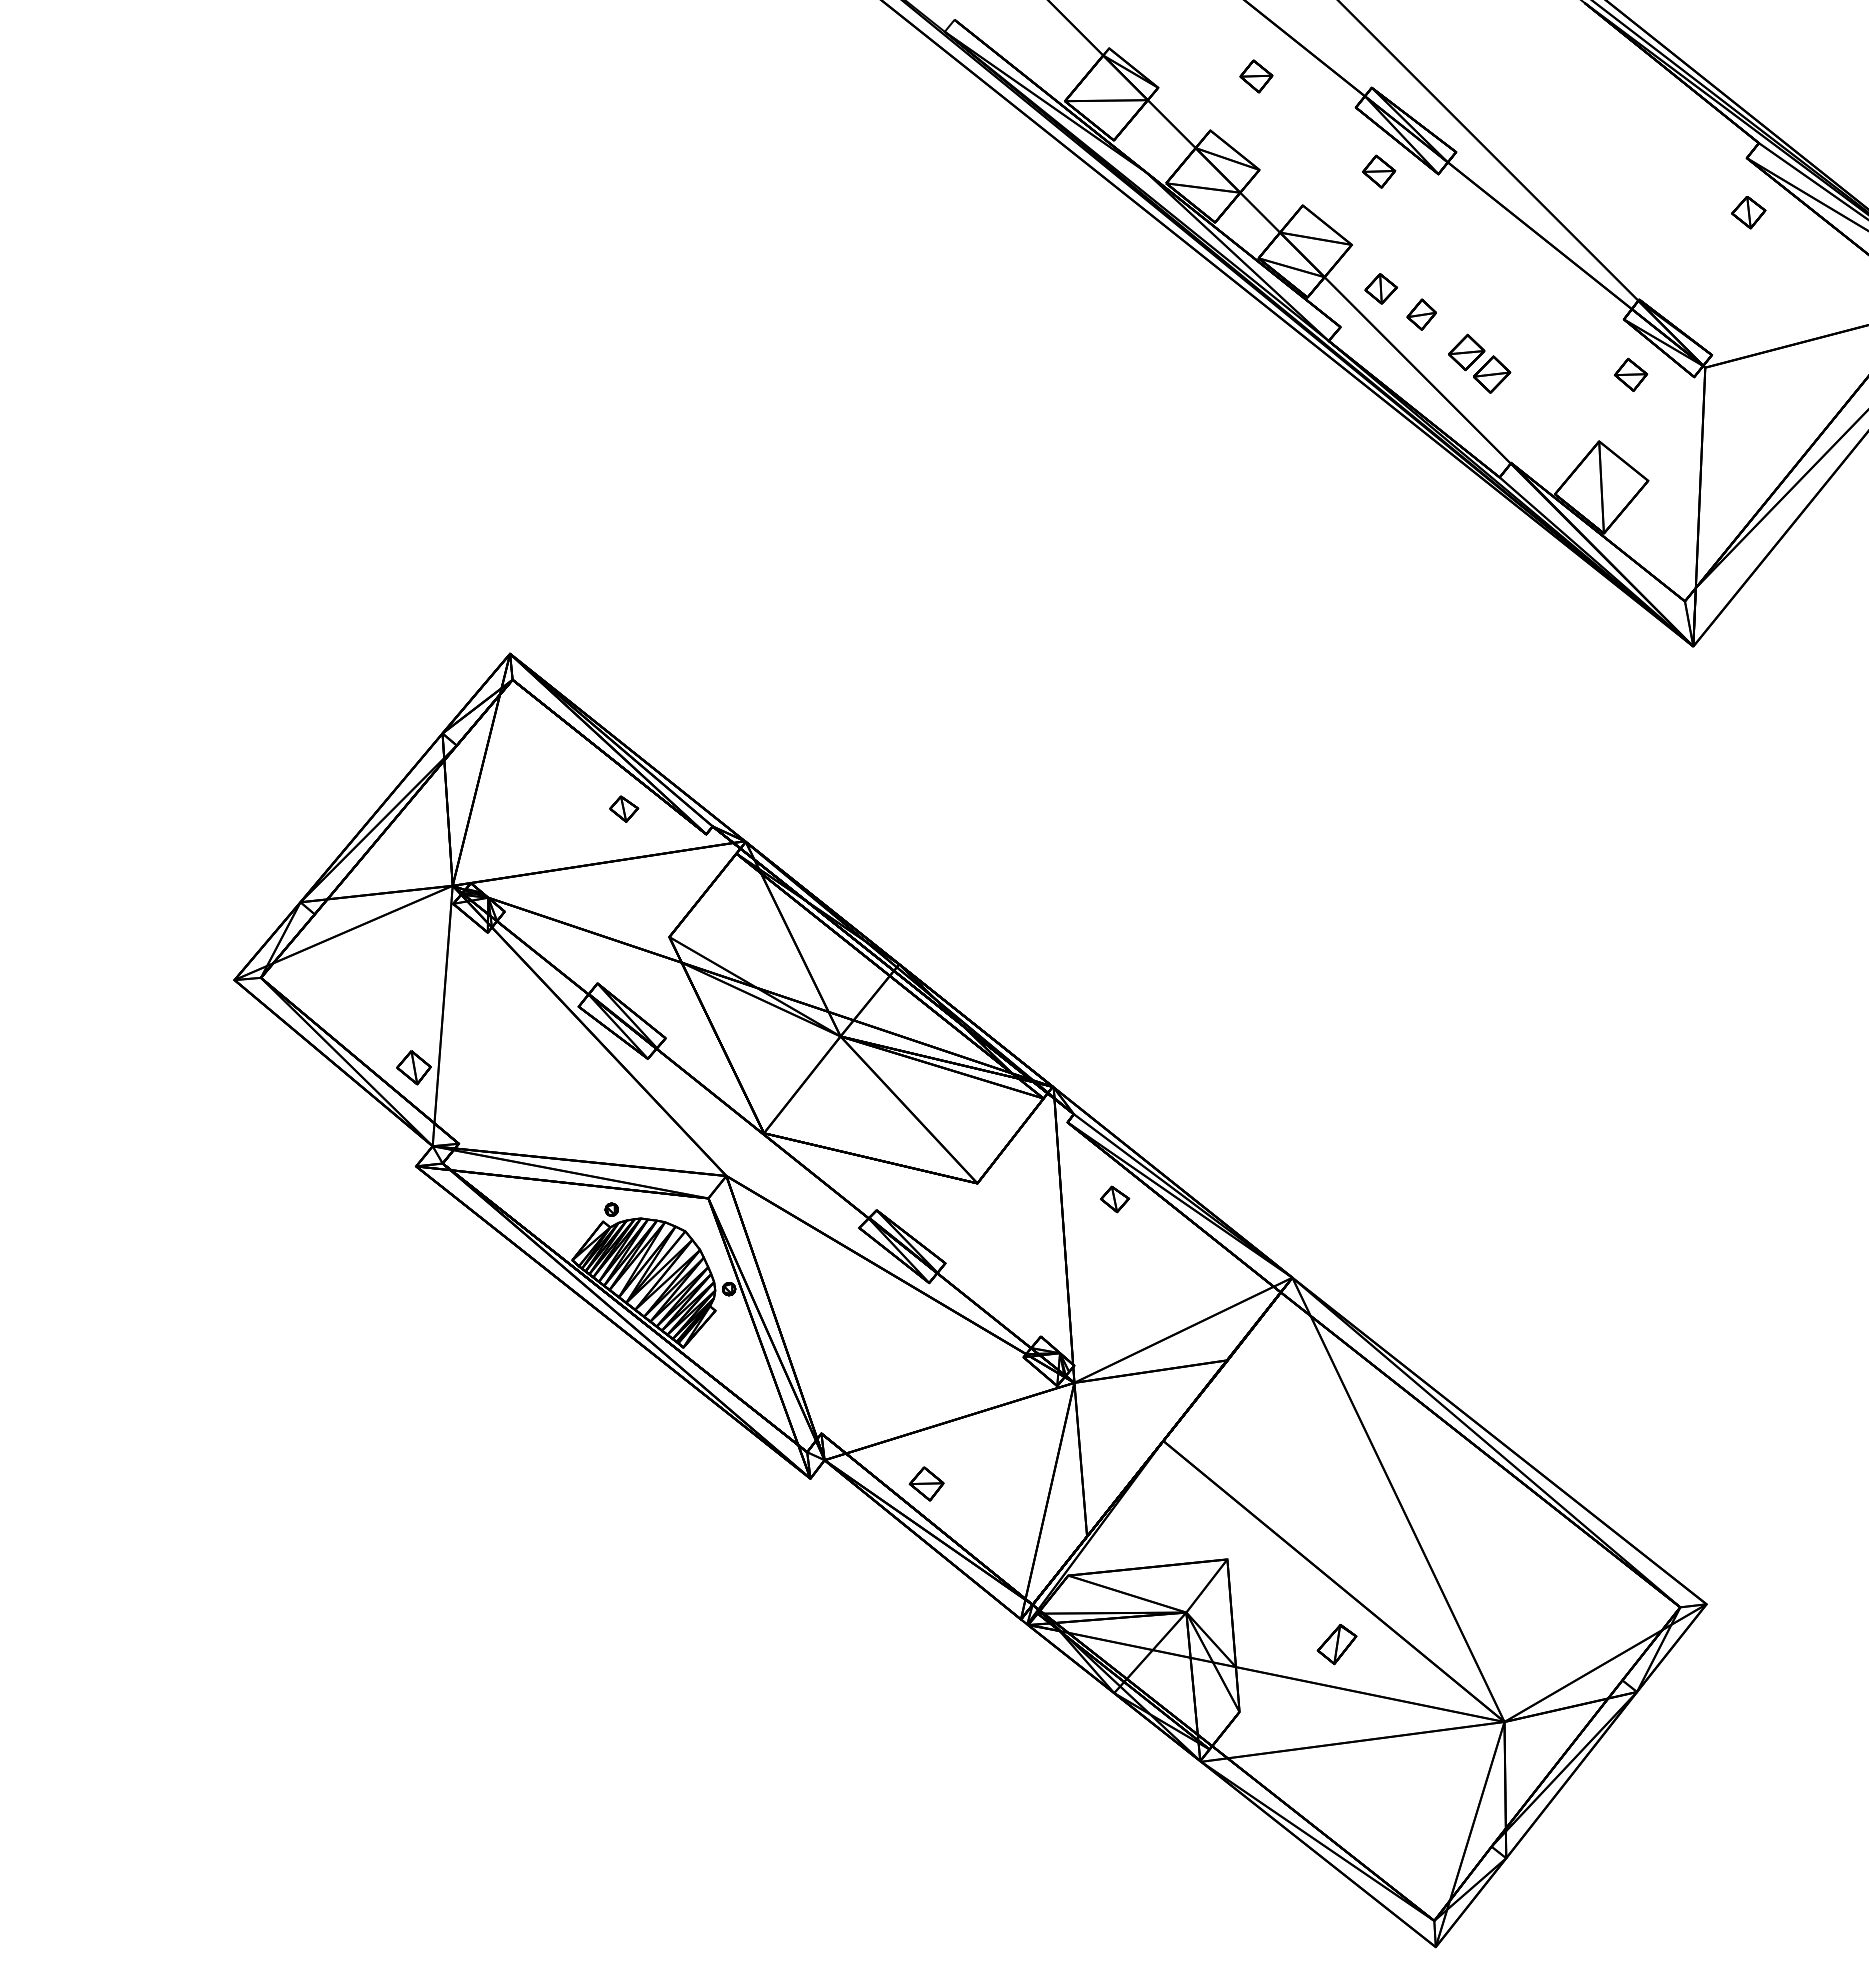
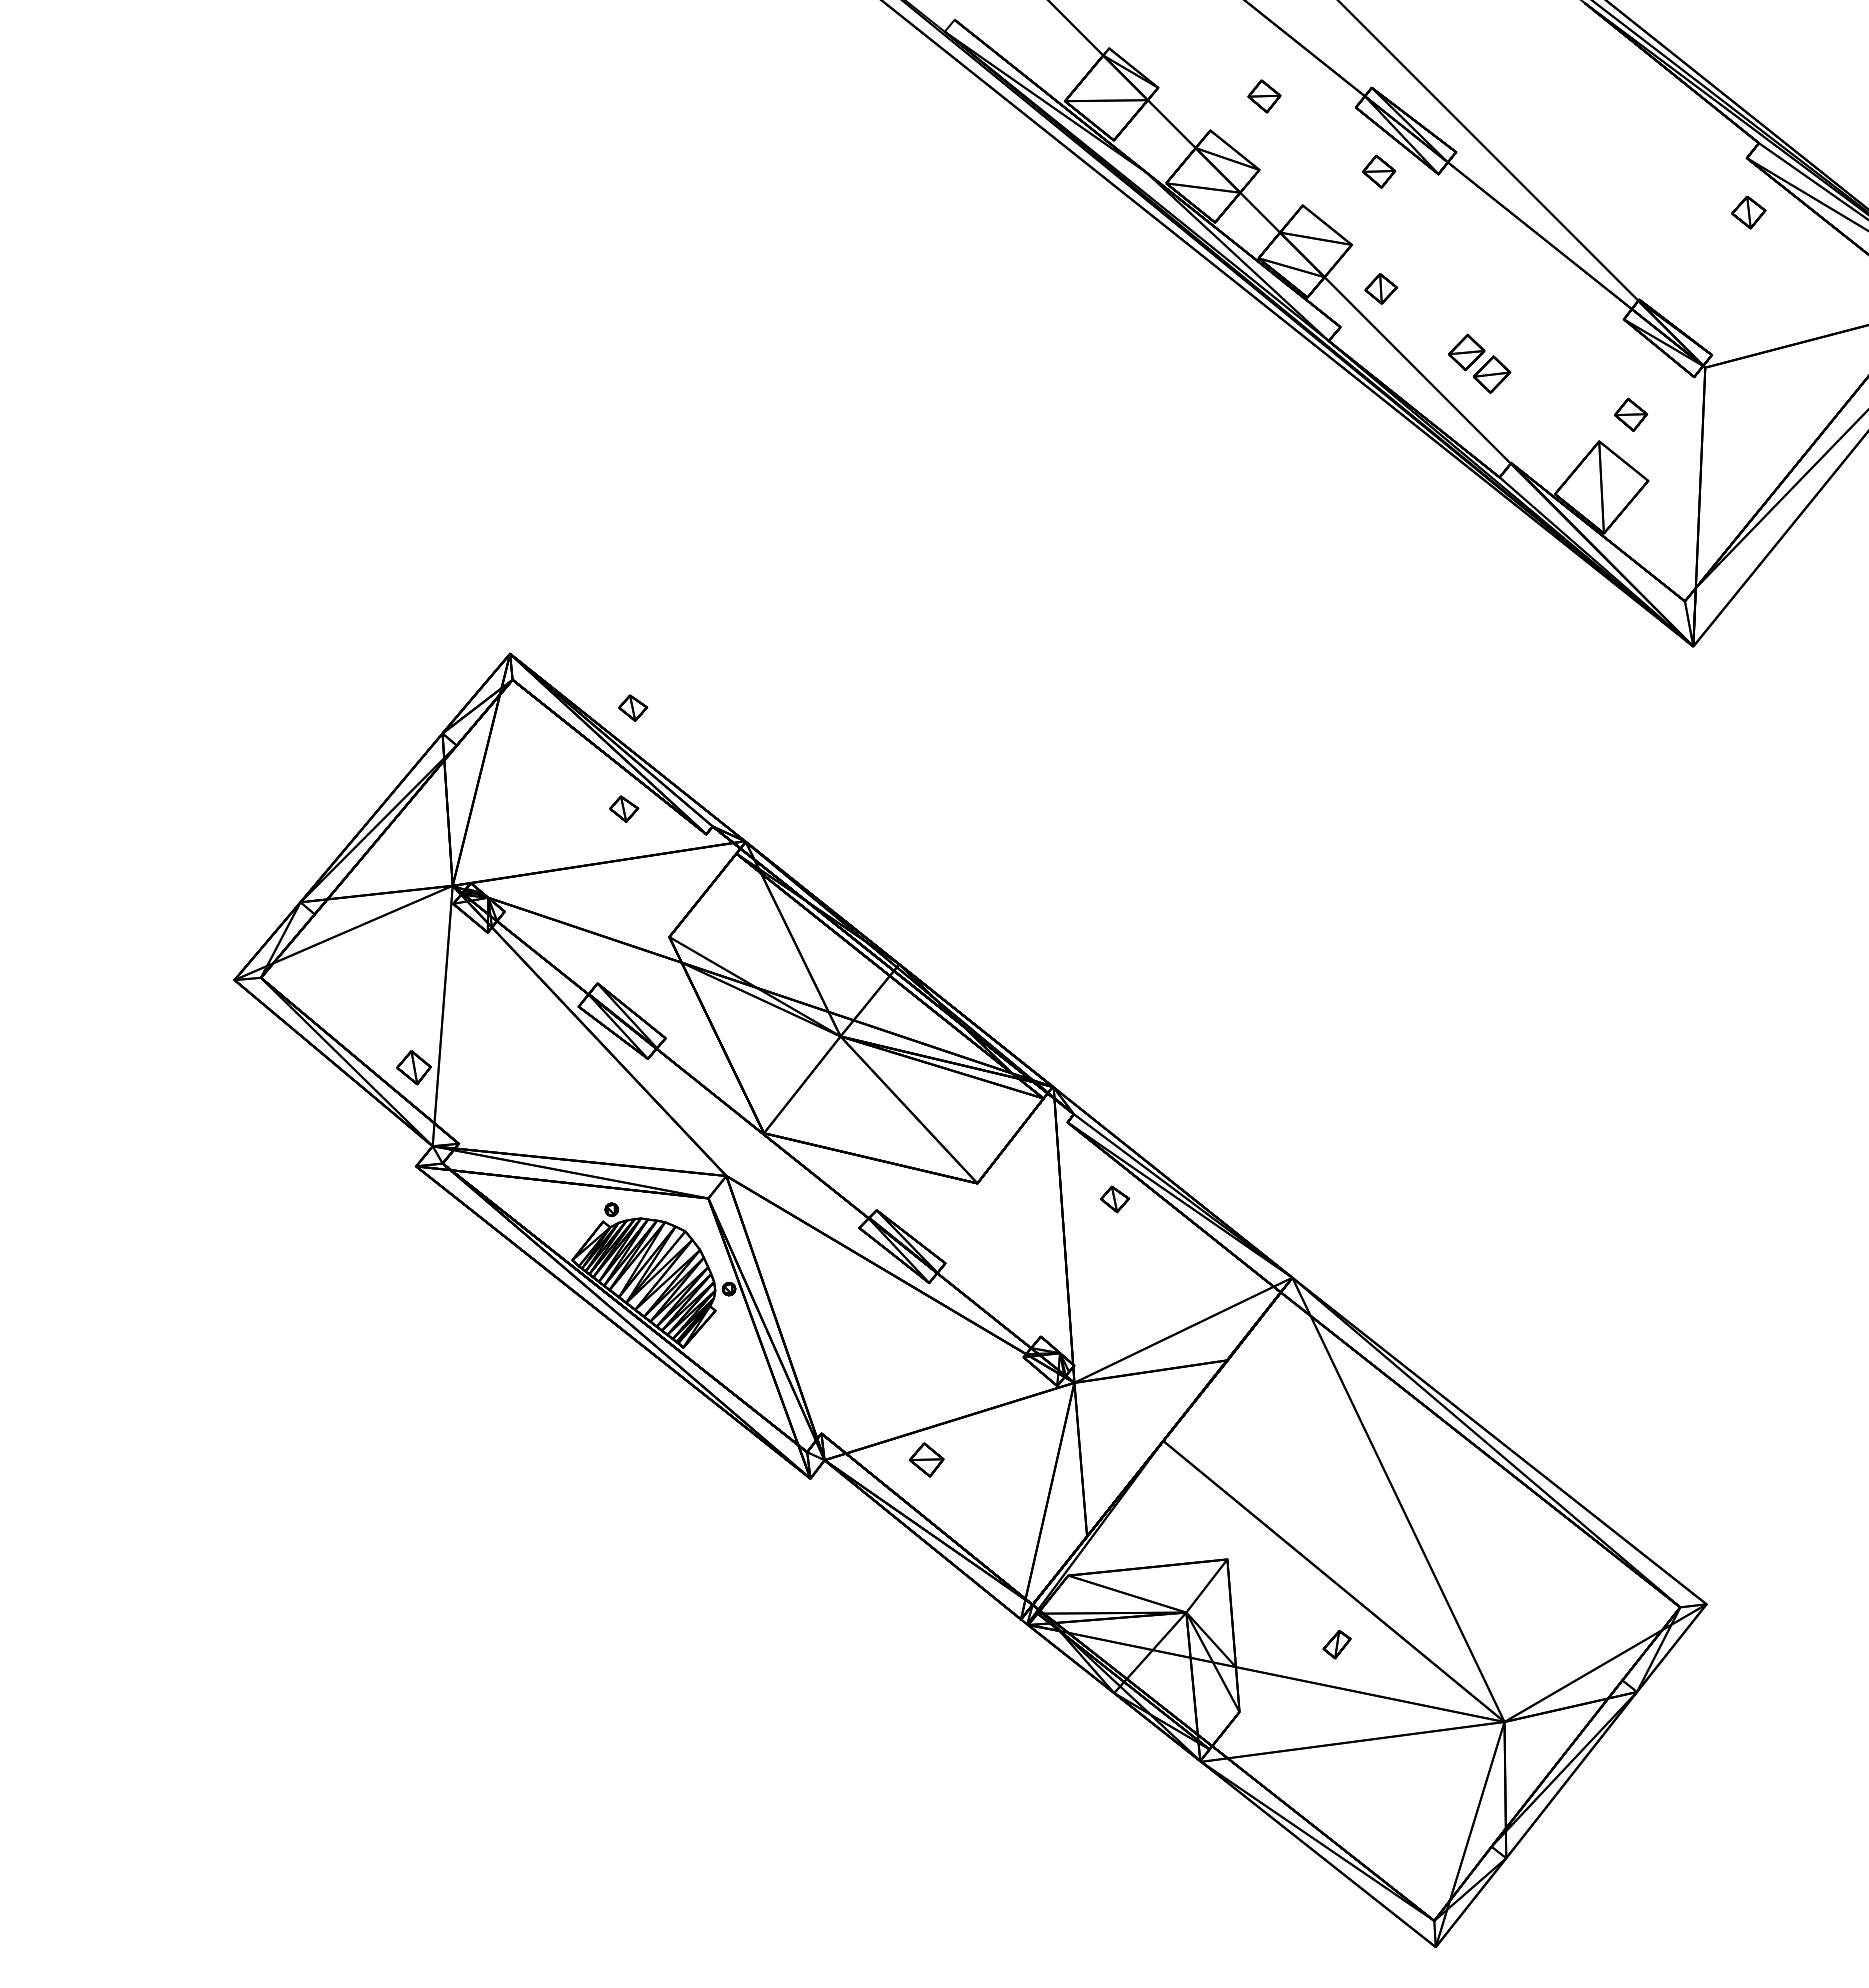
part position: (1256, 76) -> (1264, 96) (1264, 96)
part: present -> none (1421, 314)
part position: (1631, 374) -> (1631, 414) (1631, 414)
part: none -> present (633, 707)
part position: (926, 1483) -> (926, 1459) (926, 1459)
part size: 42x42 px -> 30x30 px (1336, 1644)
